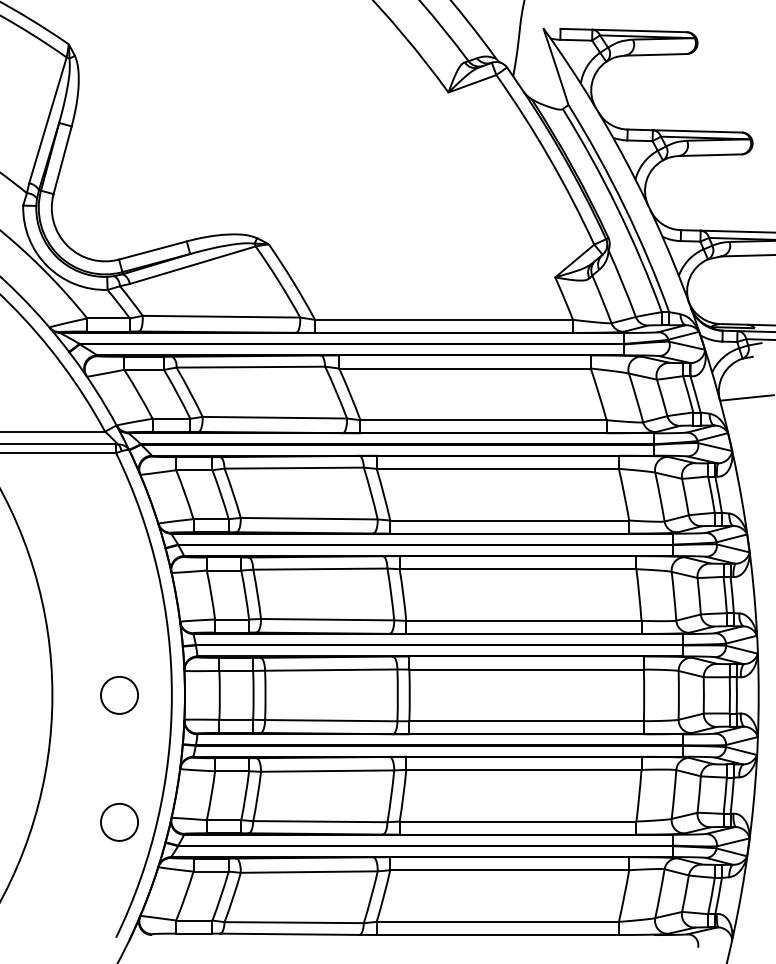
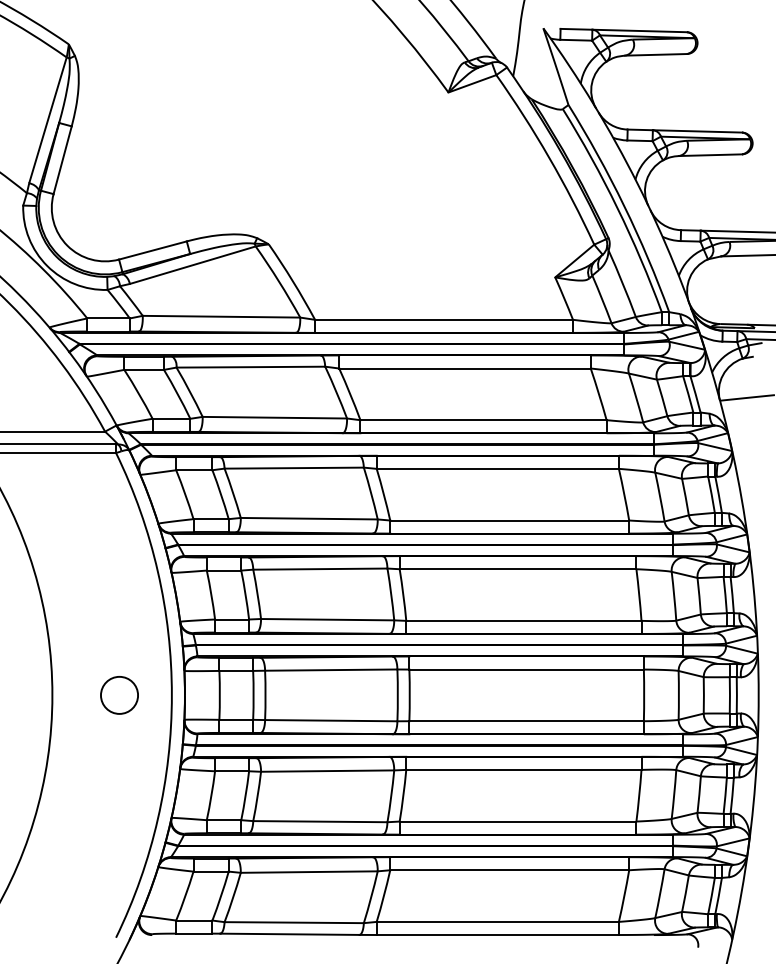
circle: present -> none (119, 822)
